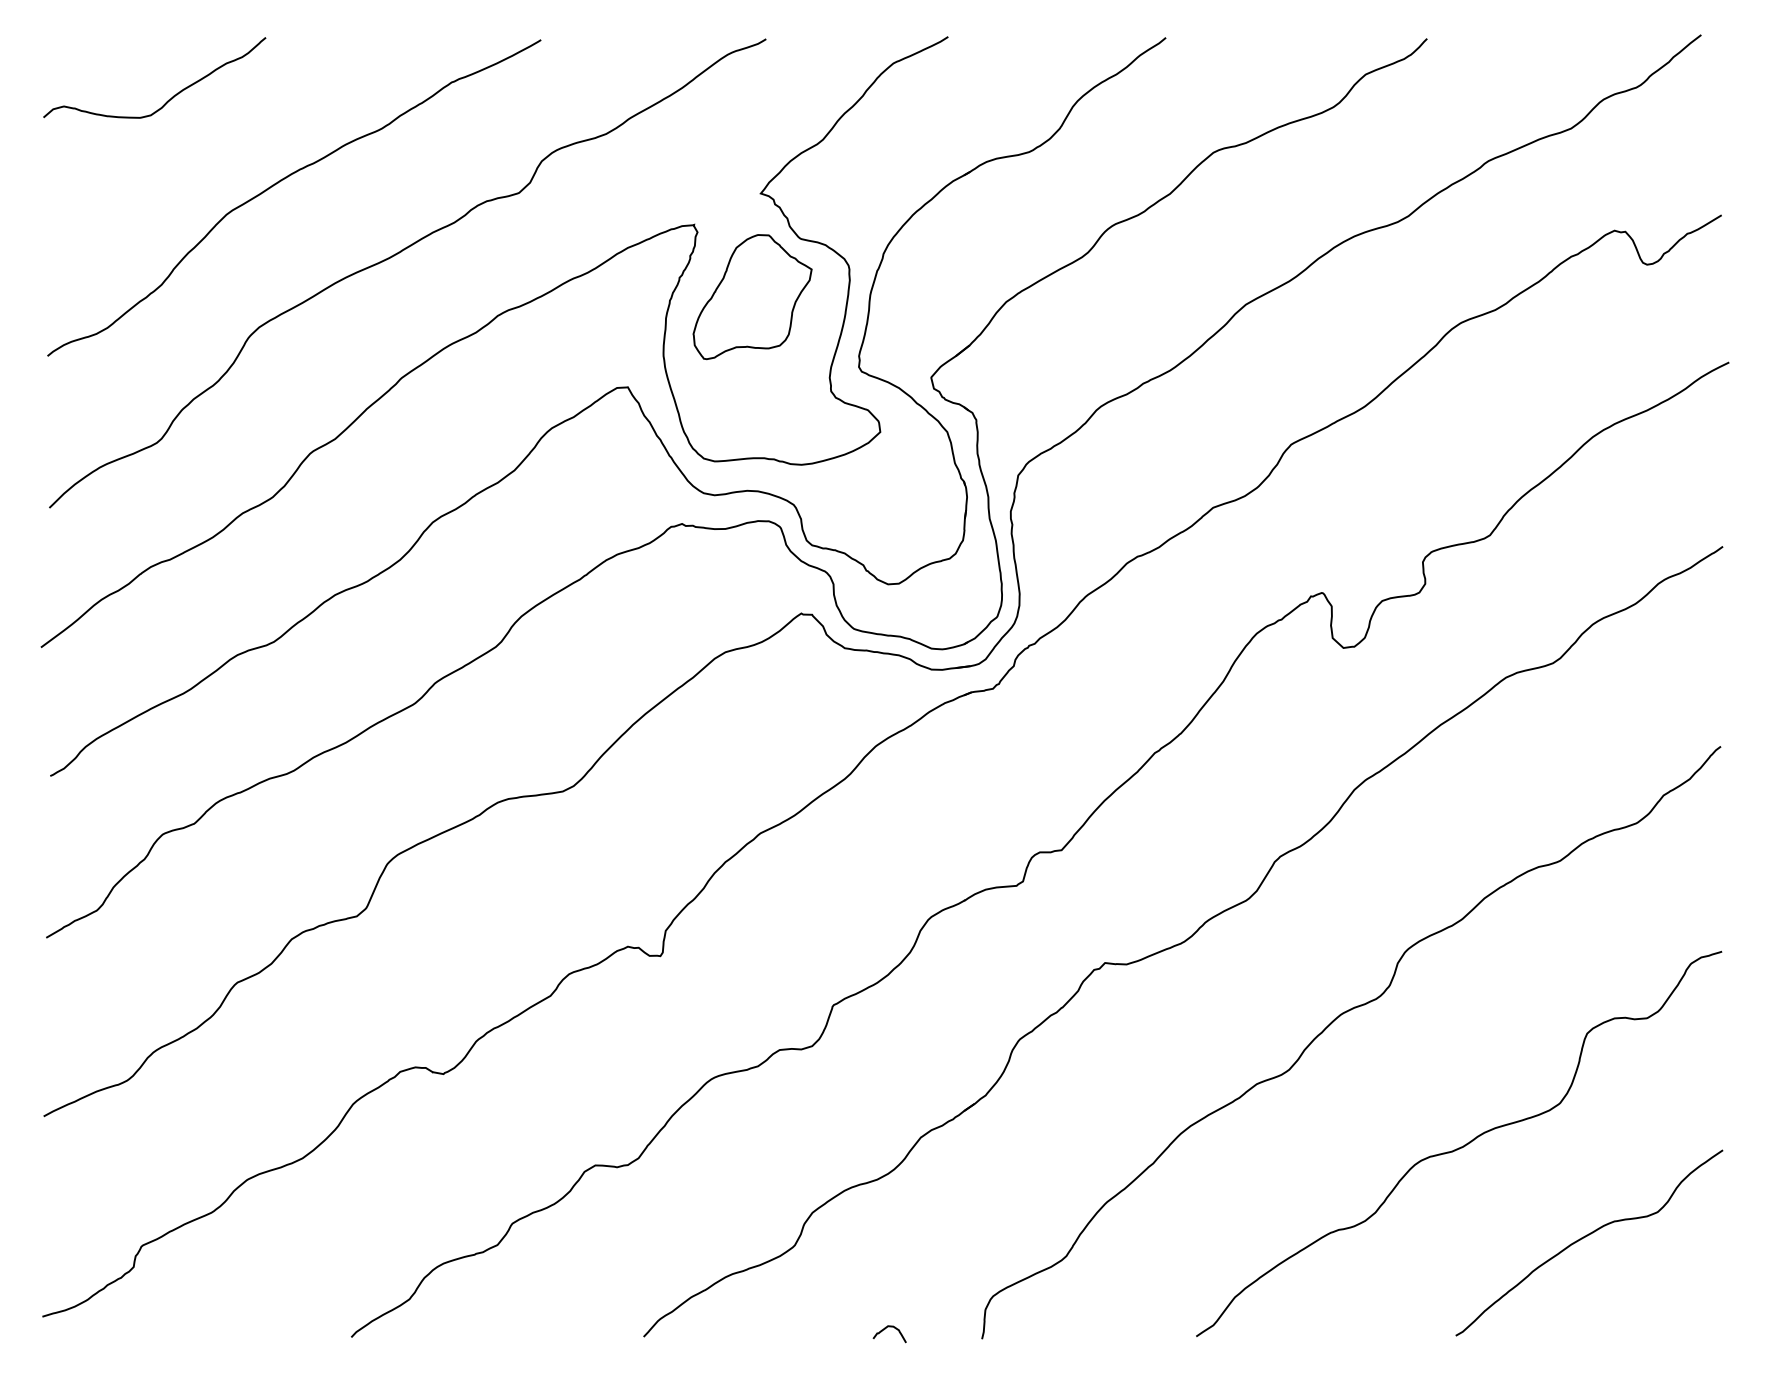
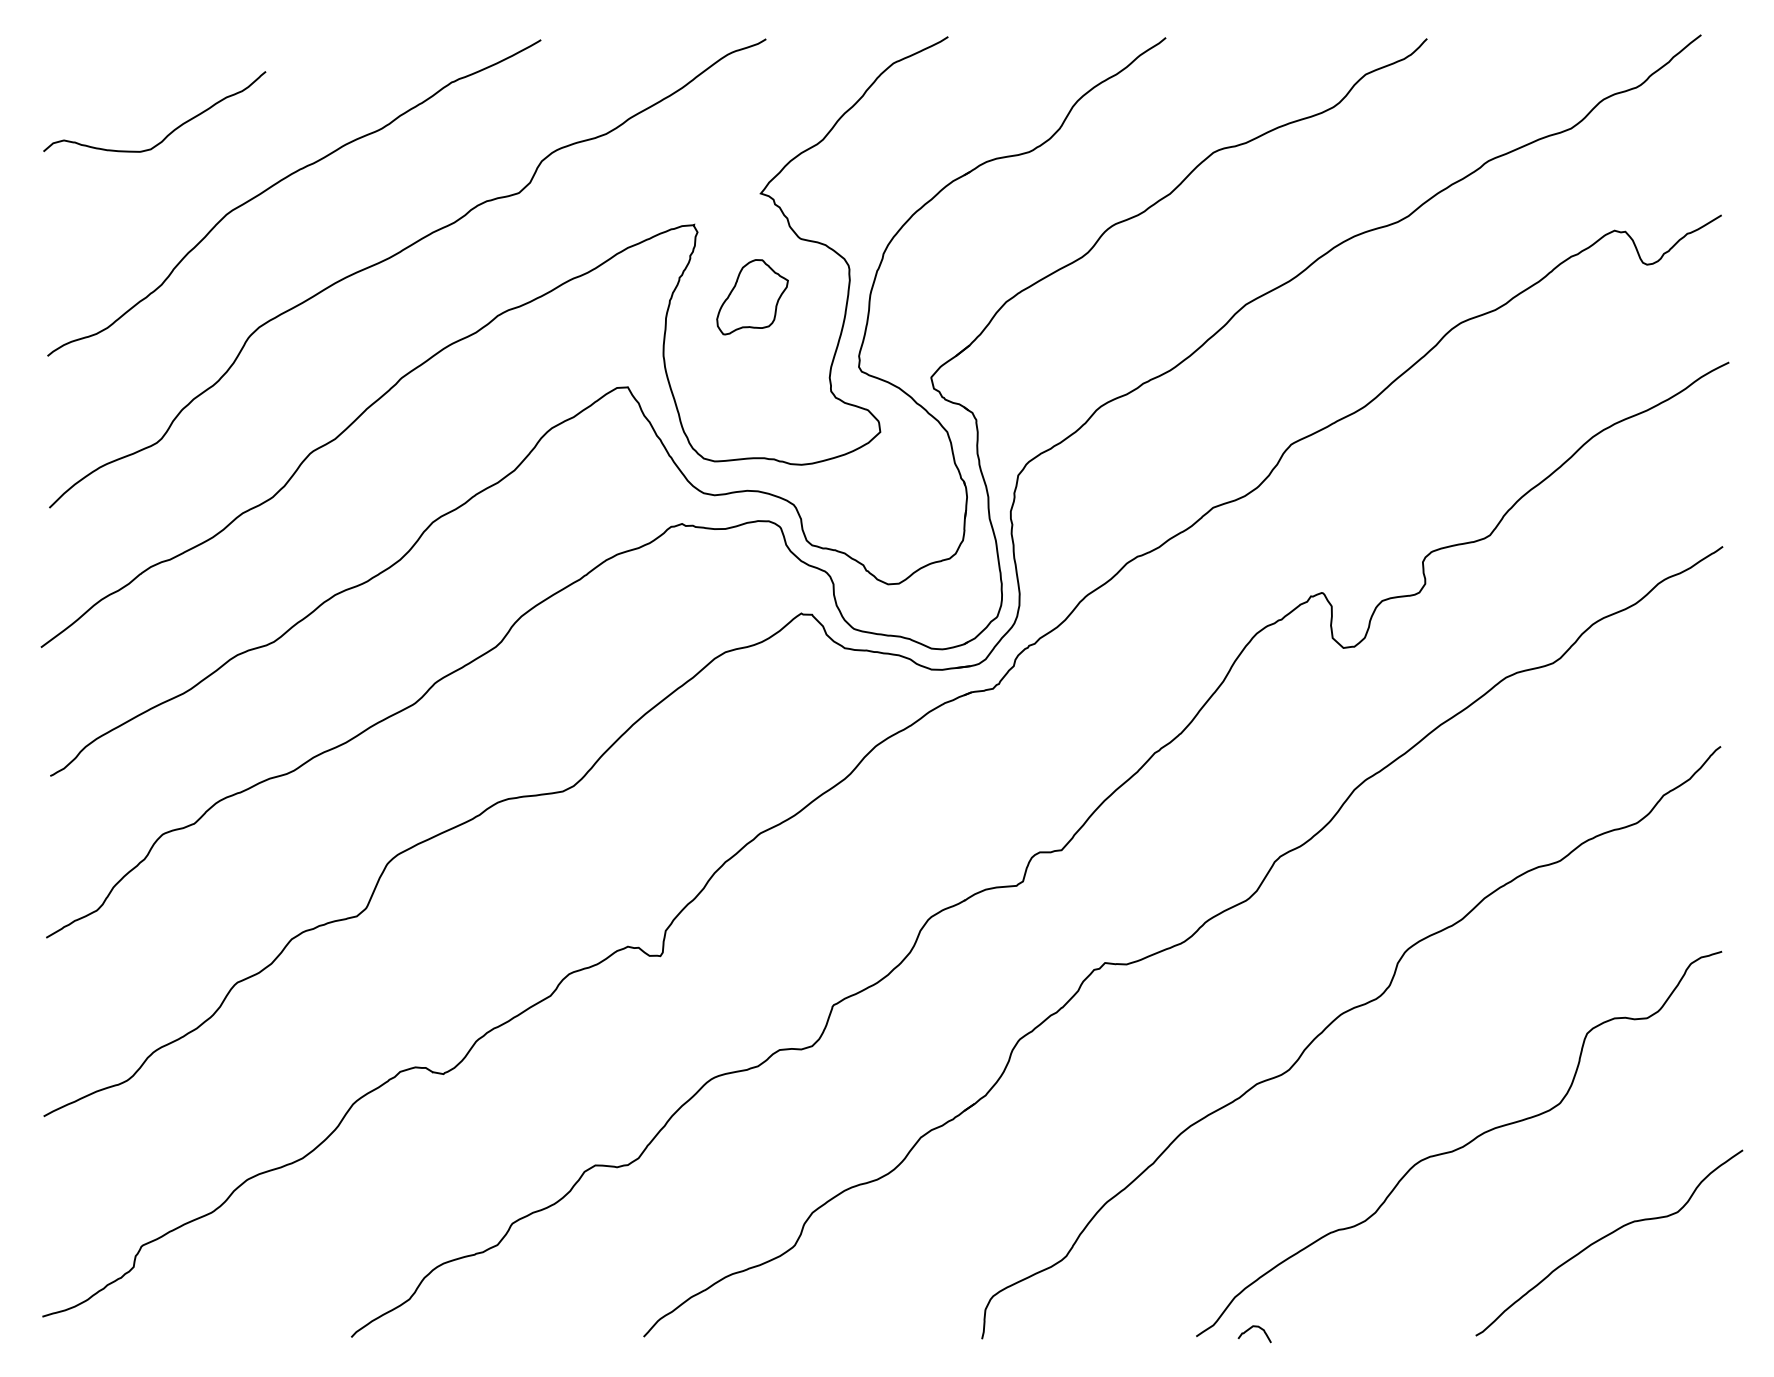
curve position: (168, 99) -> (168, 133) (168, 133)
part size: 121x127 px -> 73x77 px (752, 297)
curve position: (1587, 1236) -> (1607, 1236) (1607, 1236)
curve position: (885, 1329) -> (1250, 1329) (1250, 1329)
